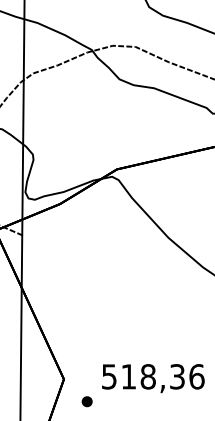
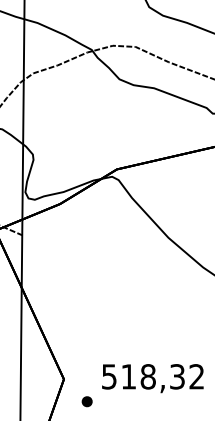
text: 518,36 -> 518,32 (196, 376)
